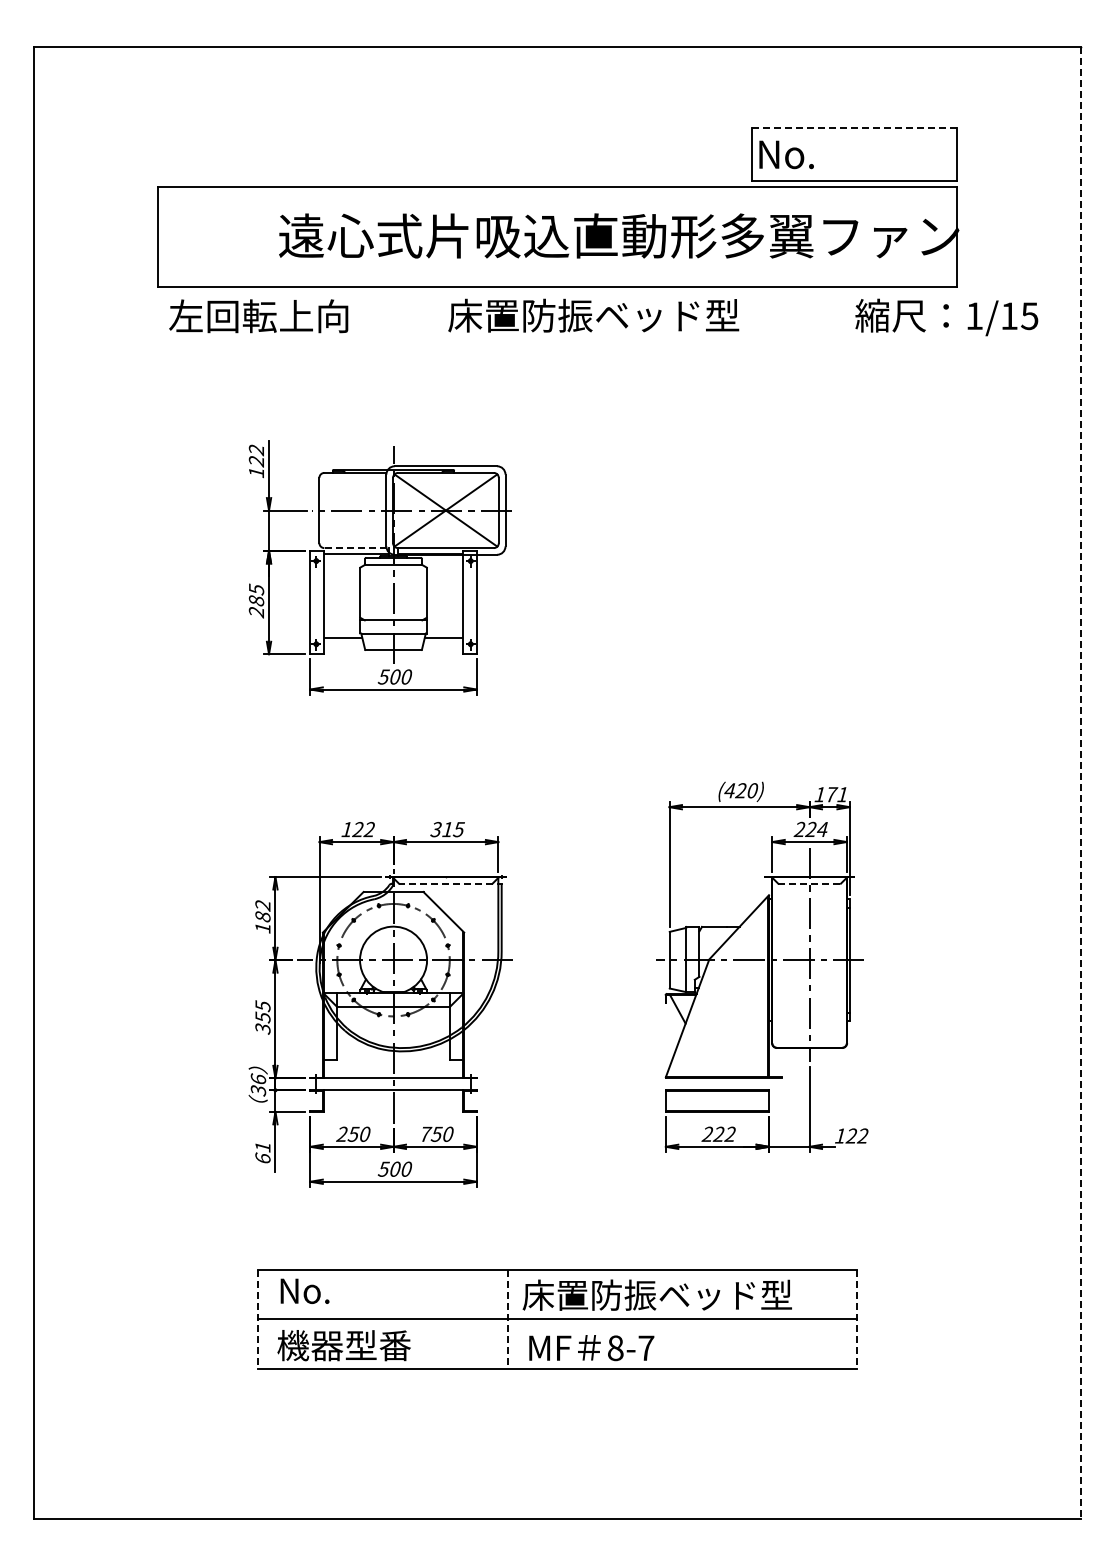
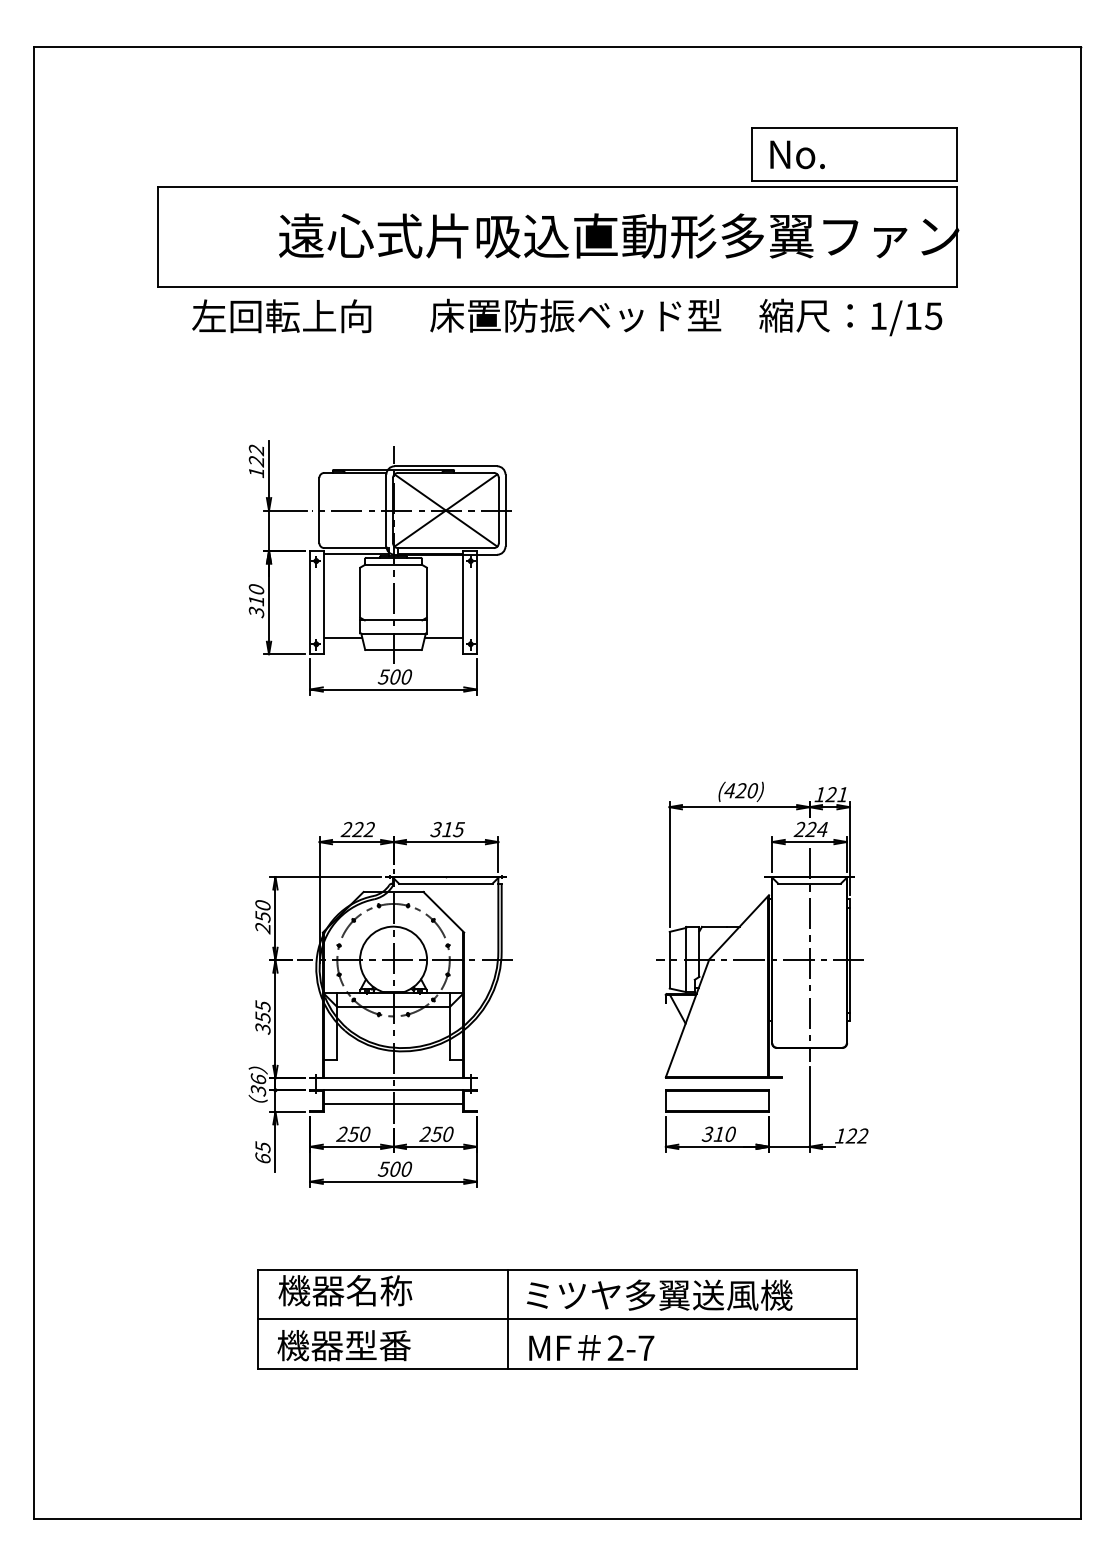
line: dashed -> solid (855, 128)
text position: (786, 154) -> (797, 154) (797, 154)
text position: (593, 315) -> (575, 315) (575, 315)
text position: (258, 316) -> (281, 316) (281, 316)
text position: (946, 317) -> (850, 317) (850, 317)
line: dashed -> solid (354, 548)
text: 285 -> 310 (256, 600)
line: dashed -> solid (1081, 783)
text: 171 -> 121 (831, 794)
text: 122 -> 222 (346, 829)
line: dashed -> solid (445, 883)
line: dashed -> solid (810, 883)
text: 182 -> 250 (262, 917)
line: none -> present (393, 1103)
text: 750 -> 250 (425, 1133)
text: 222 -> 310 (718, 1133)
text: 61 -> 65 (262, 1147)
text: No. -> 機器名称 (345, 1290)
text: 床置防振ベッド型 -> ミツヤ多翼送風機 (657, 1294)
line: dashed -> solid (258, 1319)
line: dashed -> solid (507, 1319)
line: dashed -> solid (856, 1319)
text: 8-7 -> 2-7 (615, 1348)
